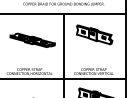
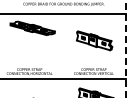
part position: (94, 34) -> (94, 40) (94, 40)
part position: (32, 39) -> (32, 27) (32, 27)
line: solid -> dashed (126, 49)
line: present -> none (63, 53)
